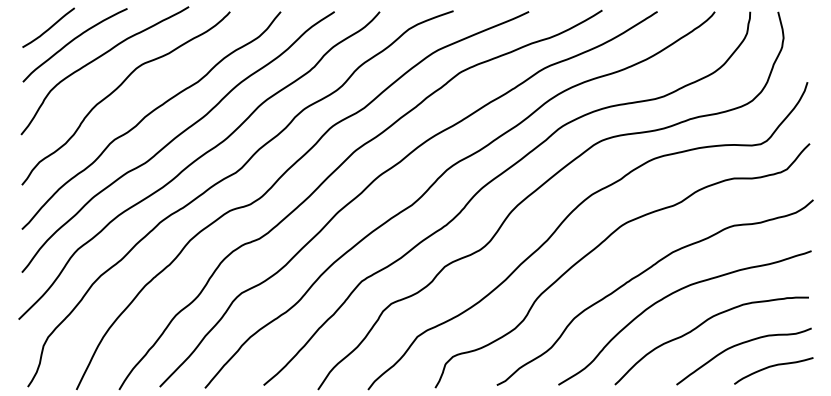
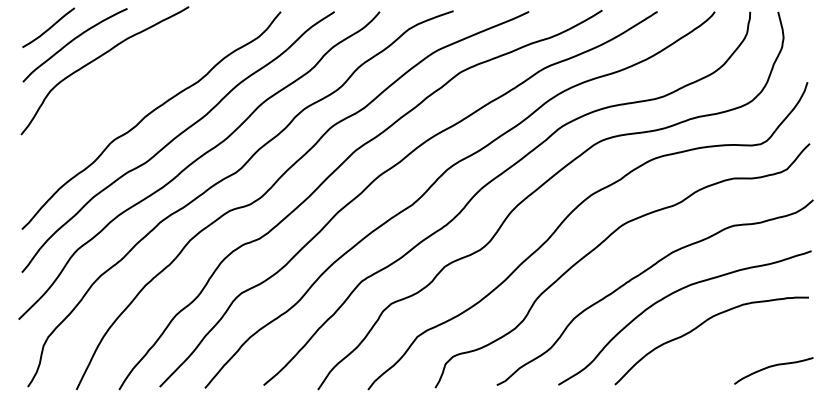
curve: present -> none (117, 89)
curve: present -> none (739, 345)
